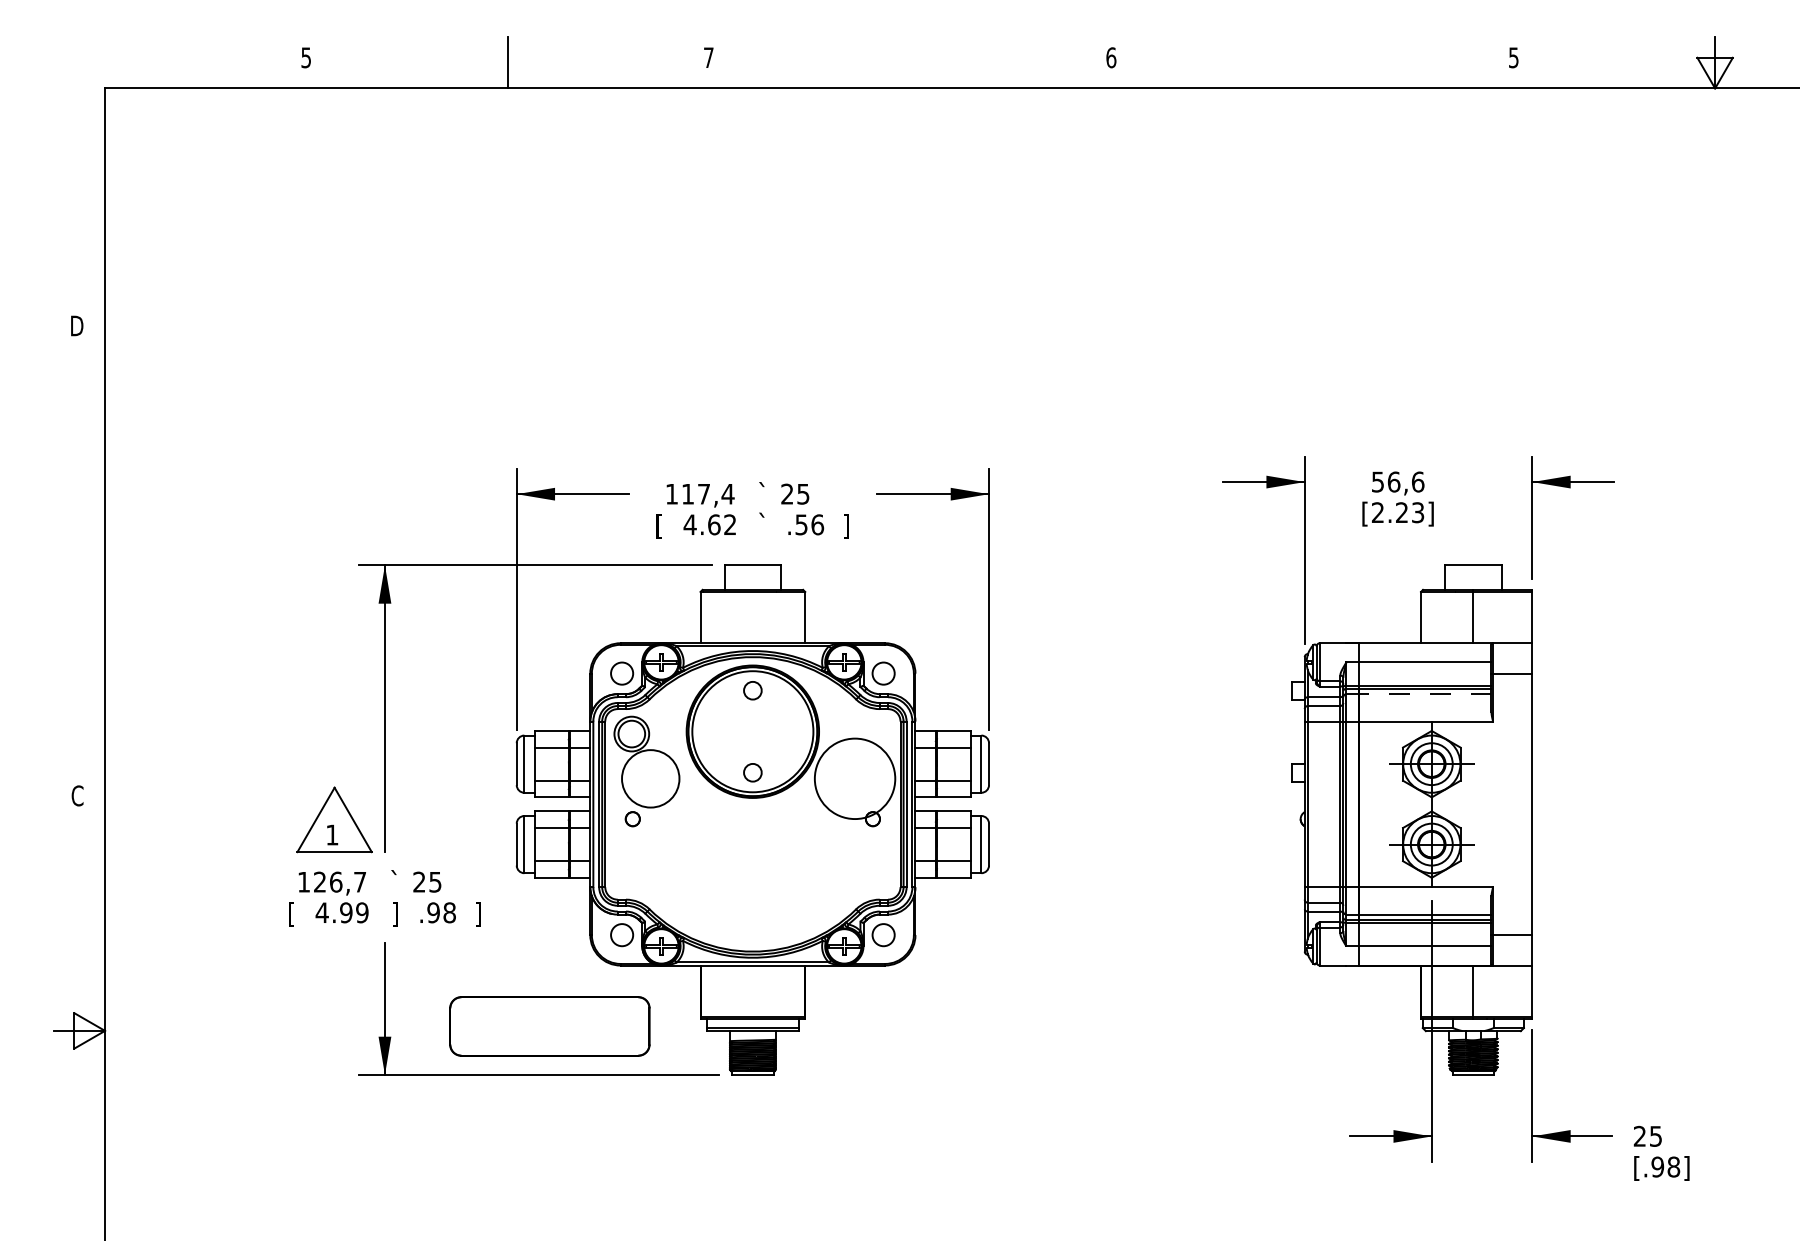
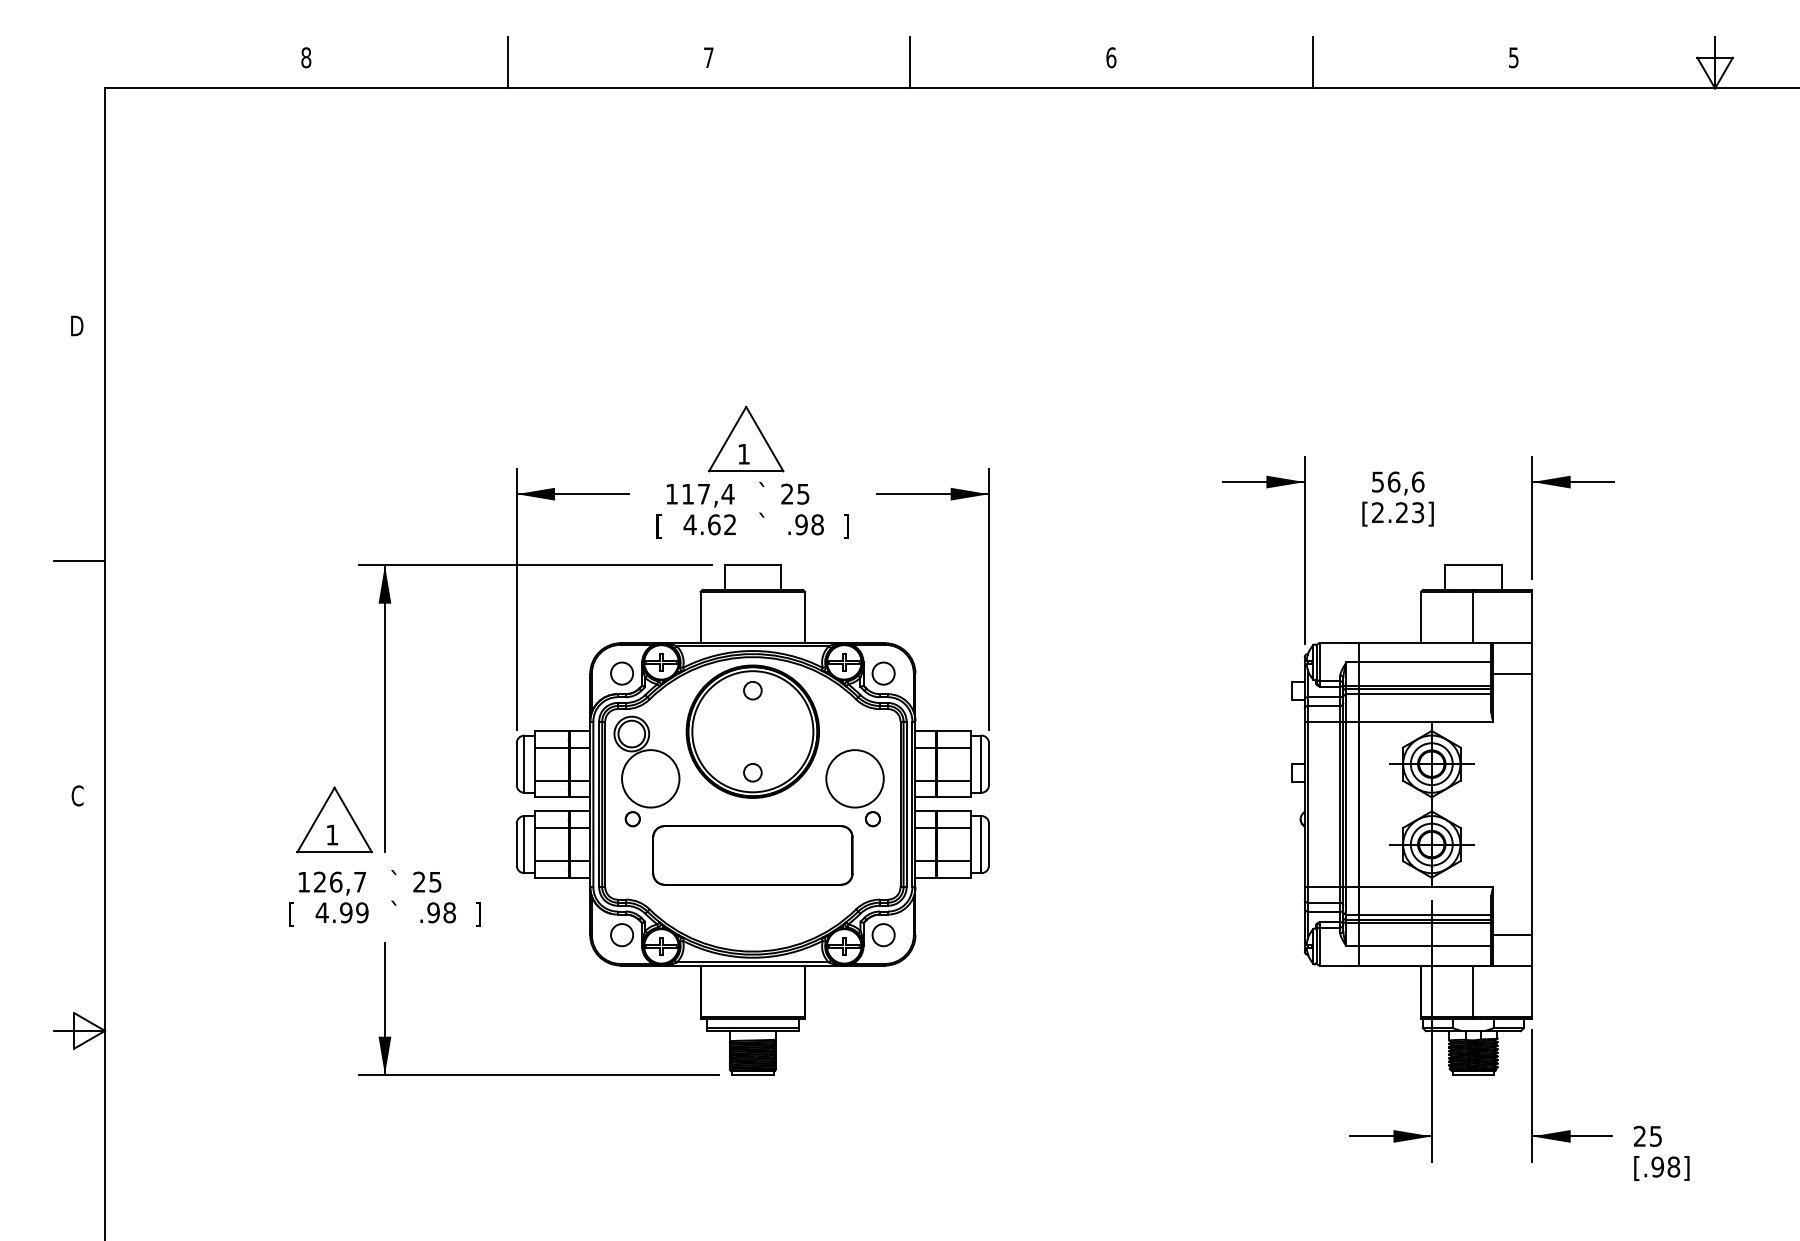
text: 5 -> 8 (306, 57)
line: none -> present (910, 62)
line: none -> present (1312, 62)
part: none -> present (746, 438)
text: .56 -> .98 (809, 524)
line: none -> present (79, 560)
line: dashed -> solid (1424, 694)
circle diameter: 80 px -> 57 px (854, 778)
text: ] -> ` (394, 913)
part position: (549, 1026) -> (752, 855) (752, 855)
